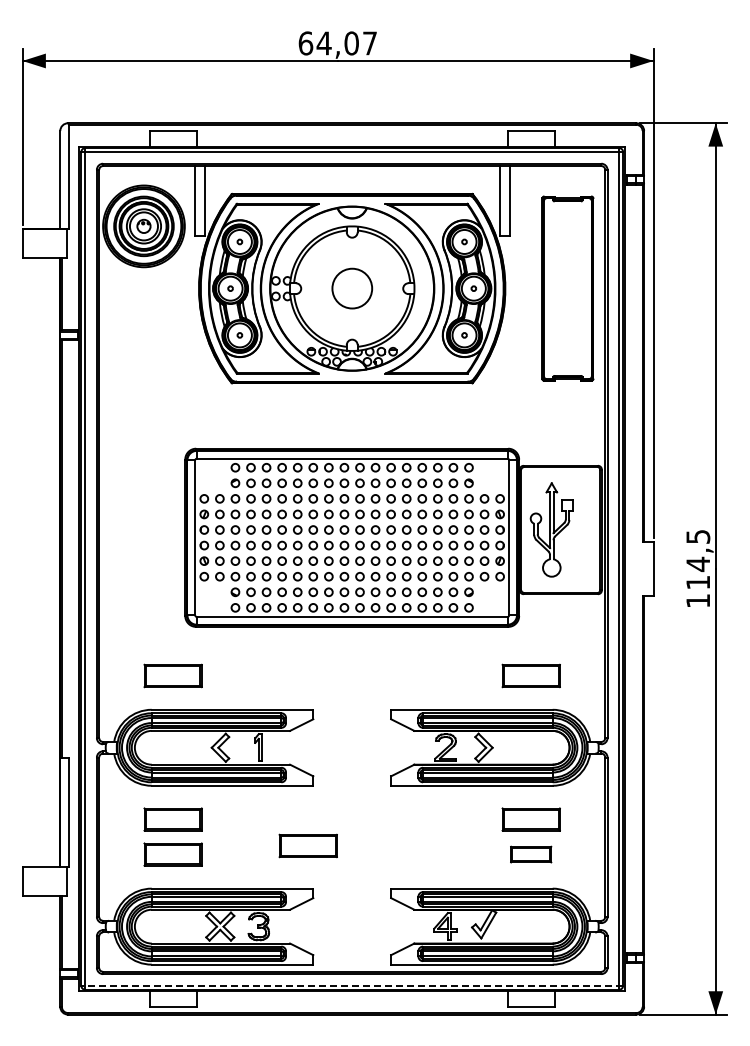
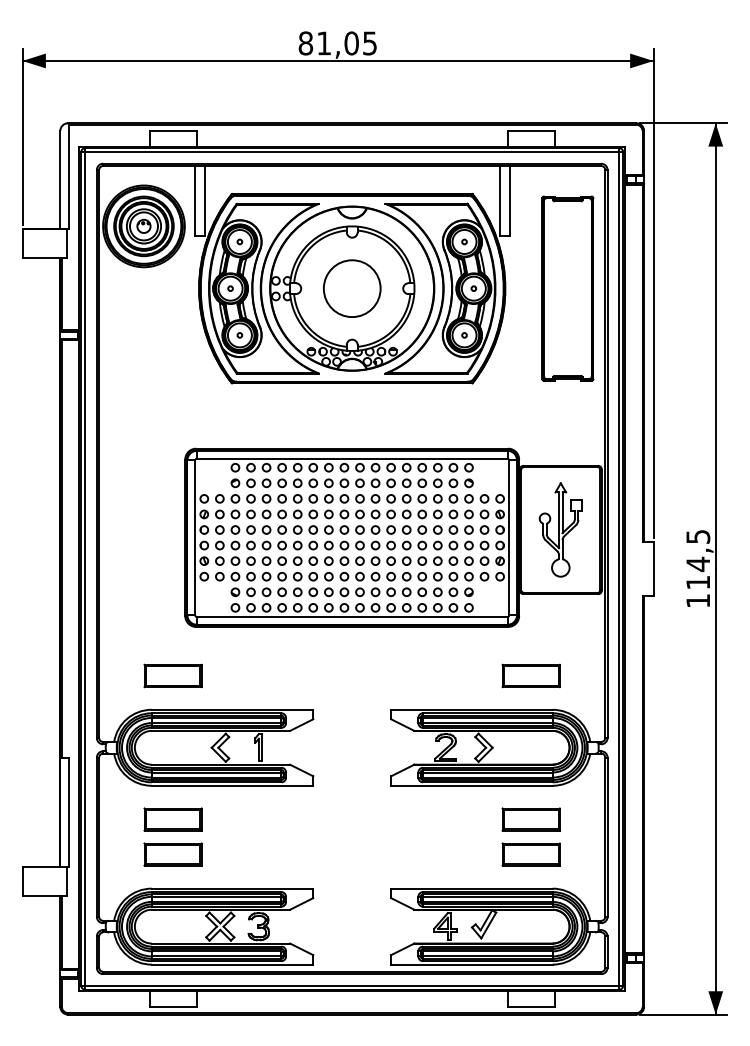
text: 64,07 -> 81,05 (337, 43)
circle size: 43x43 px -> 59x59 px (352, 288)
part position: (551, 529) -> (560, 529) (560, 529)
part: present -> none (307, 845)
part size: 43x19 px -> 60x25 px (530, 854)
line: dashed -> solid (352, 985)
